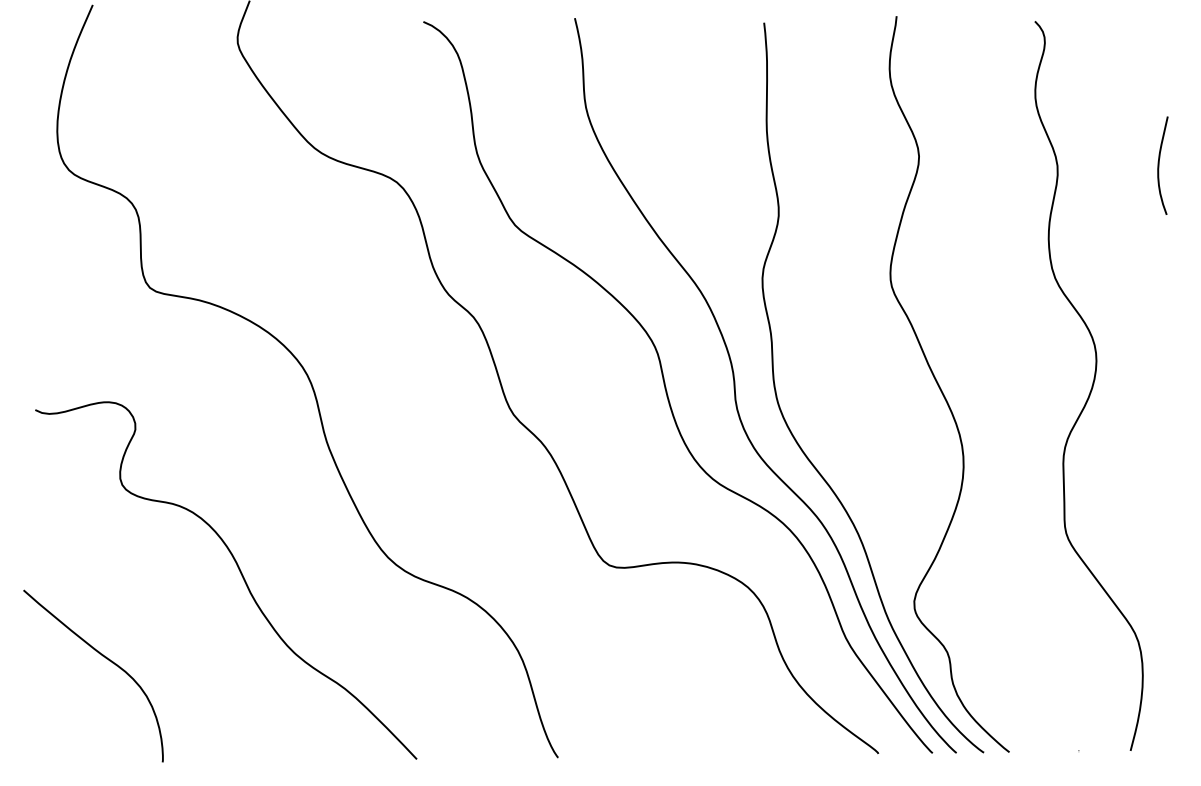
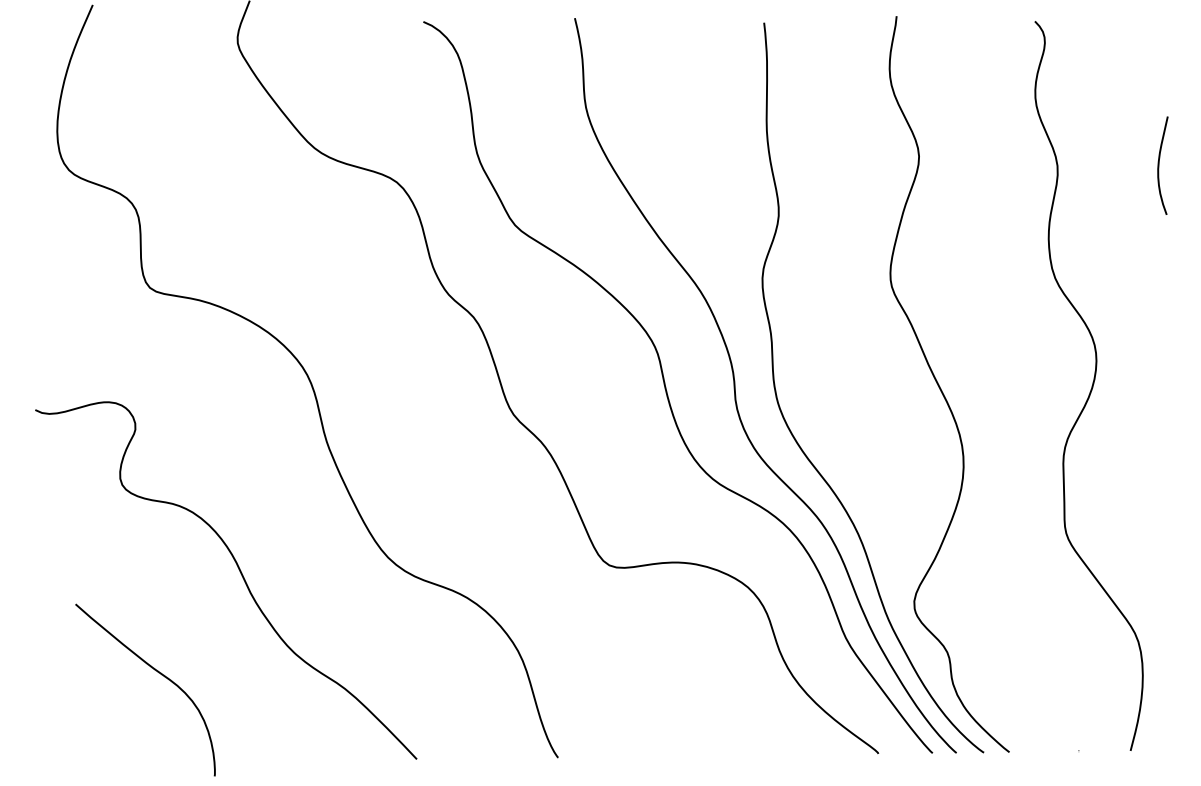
curve position: (106, 659) -> (158, 673) (158, 673)
